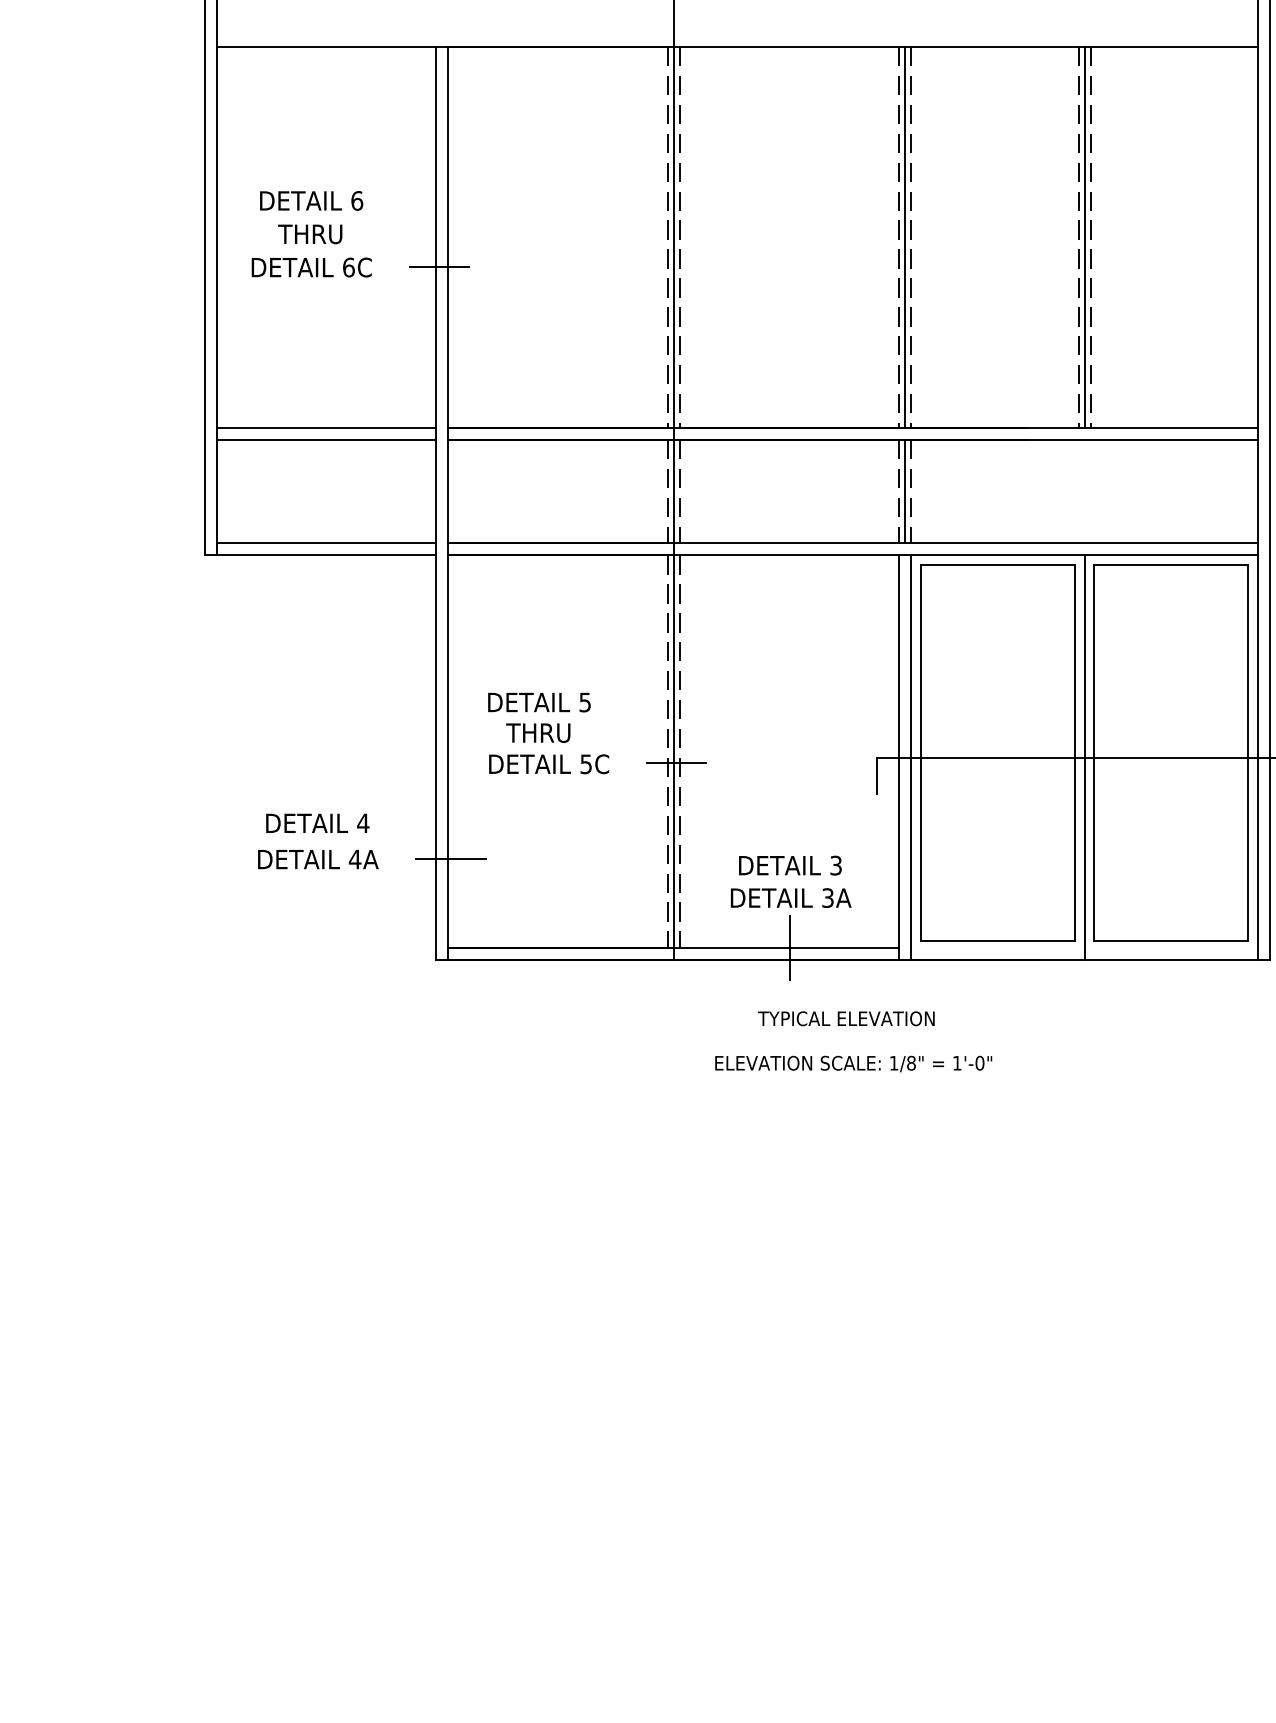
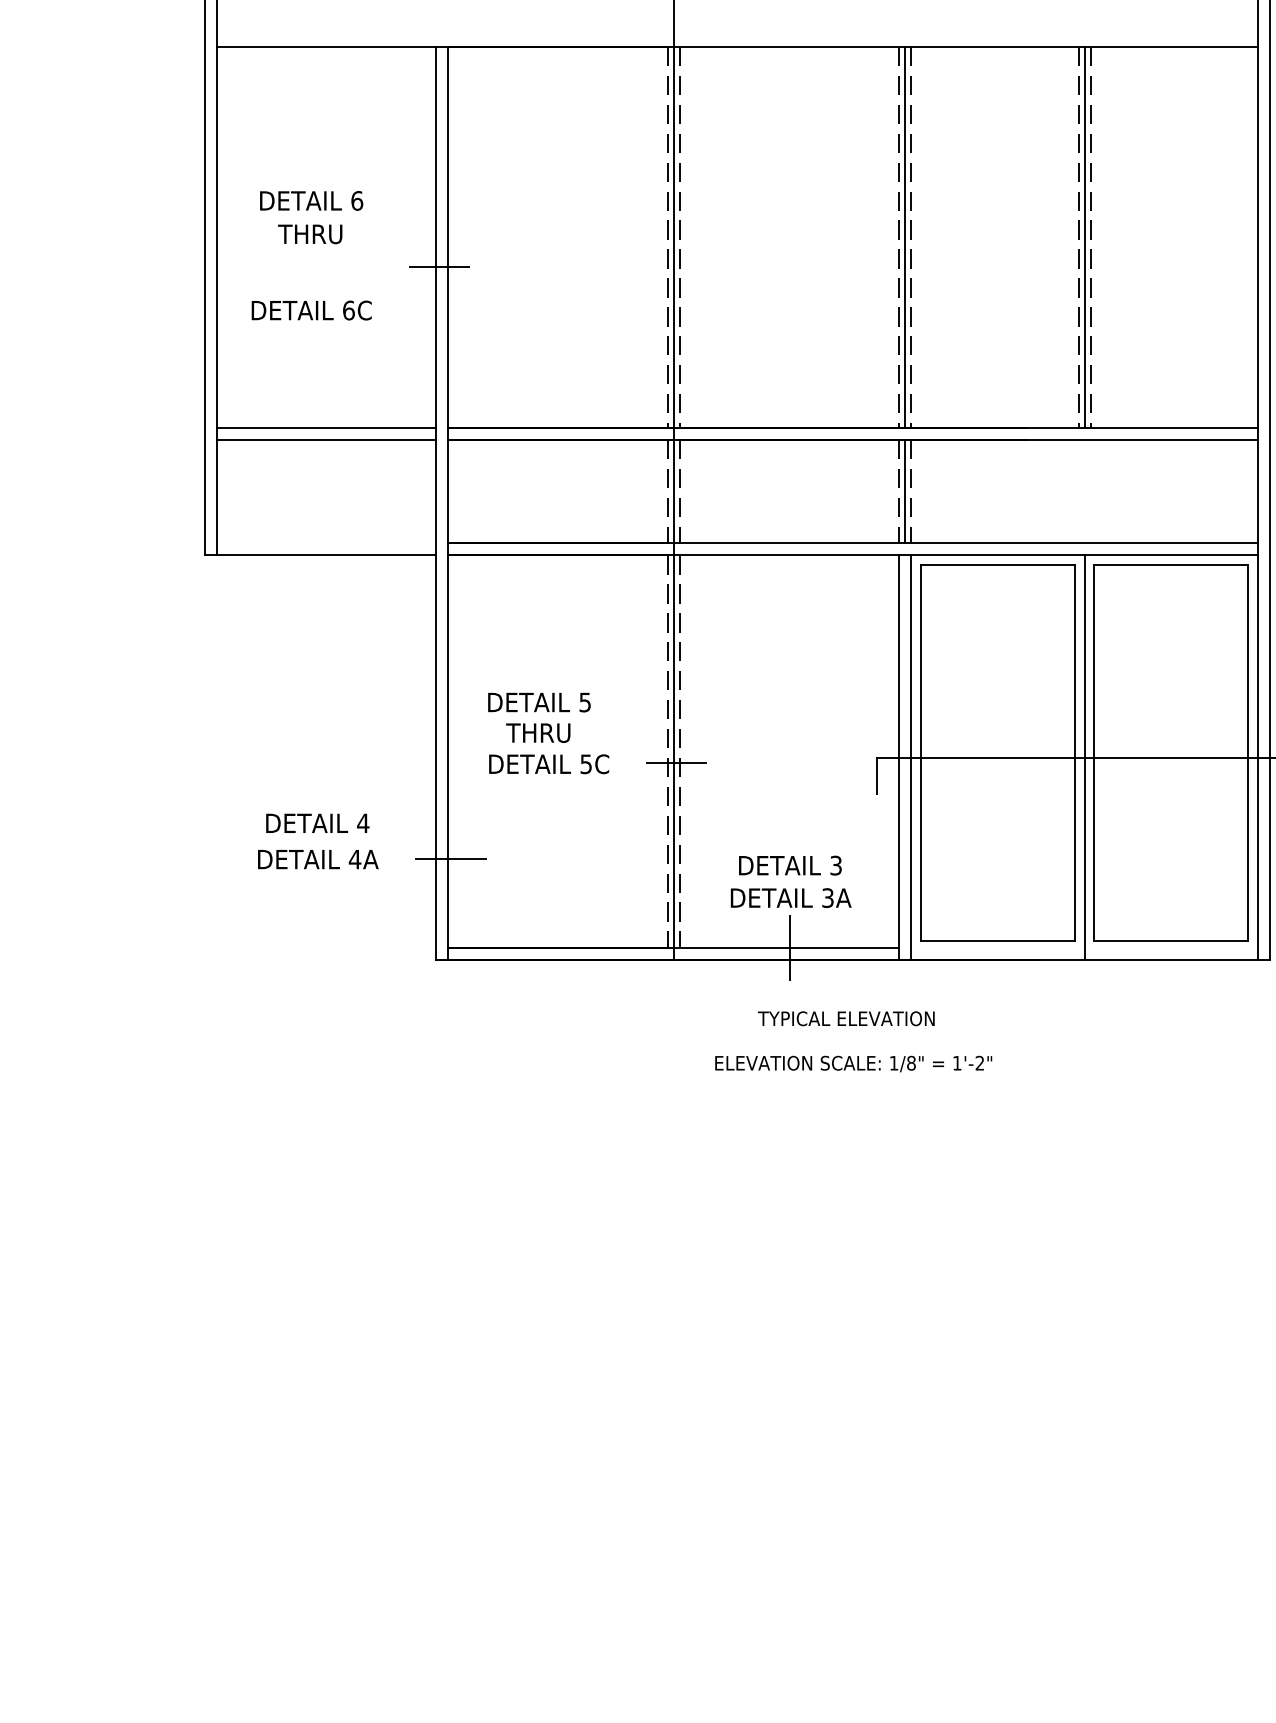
text position: (311, 267) -> (311, 310) (311, 310)
line: present -> none (326, 543)
text: 1'-0" -> 1'-2" (979, 1062)
